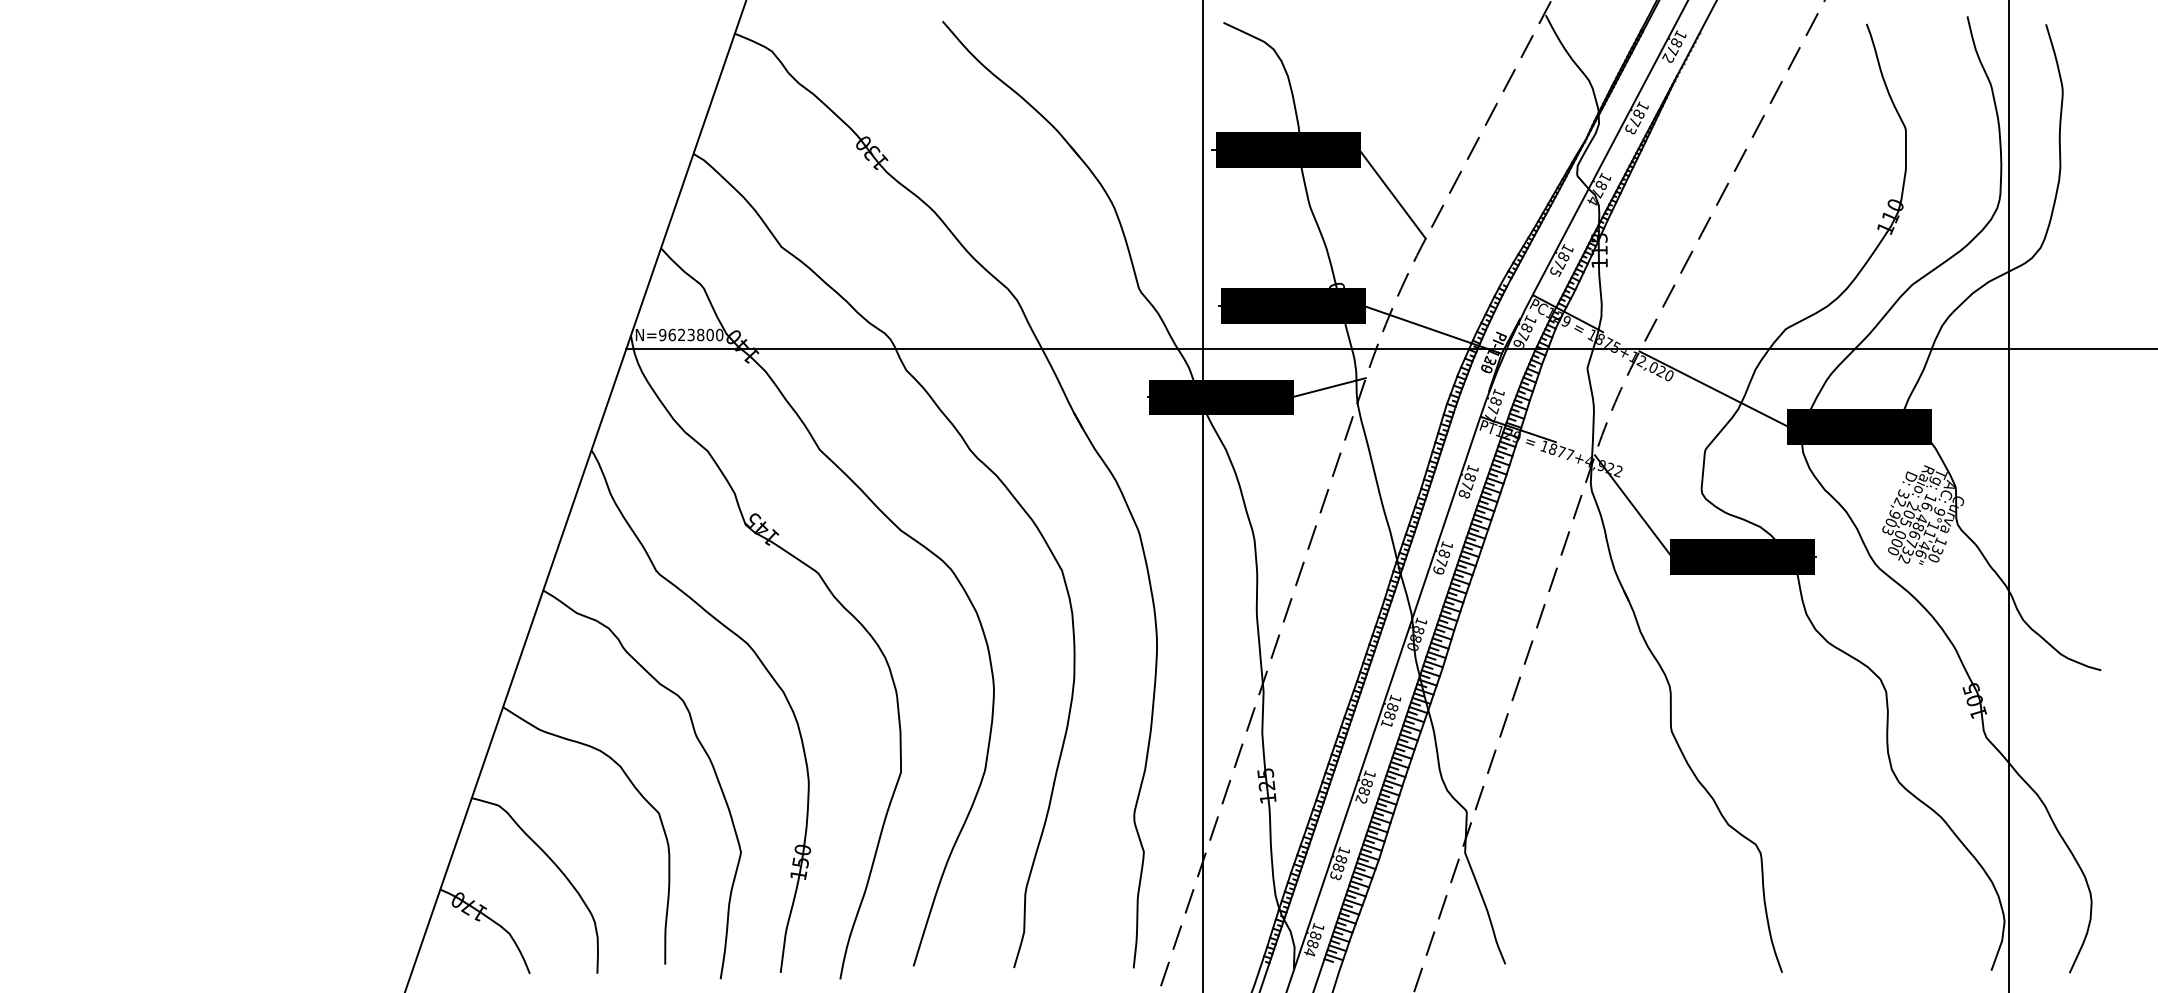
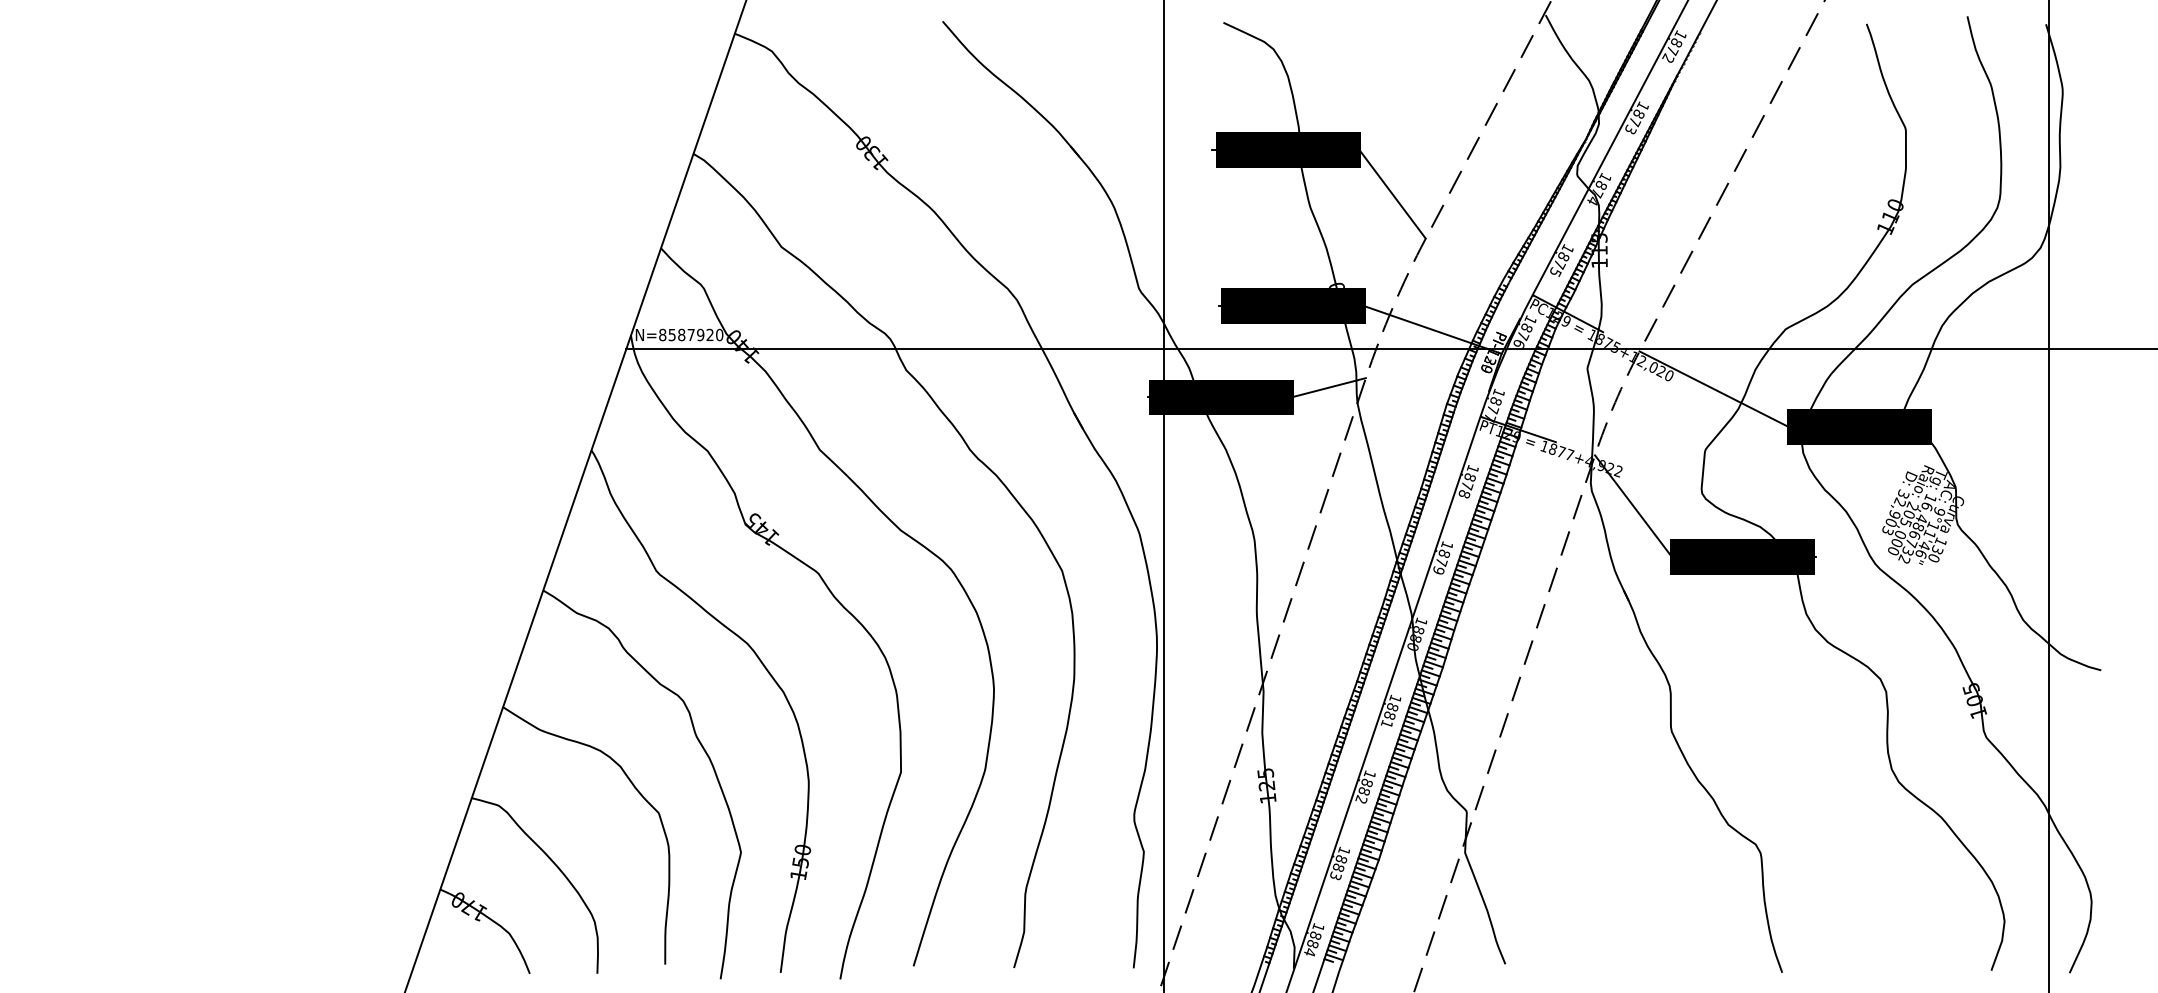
text: N=9623800 -> N=8587920 (686, 334)
line position: (1203, 495) -> (1164, 495) (1164, 495)
line position: (2009, 495) -> (2049, 495) (2049, 495)
